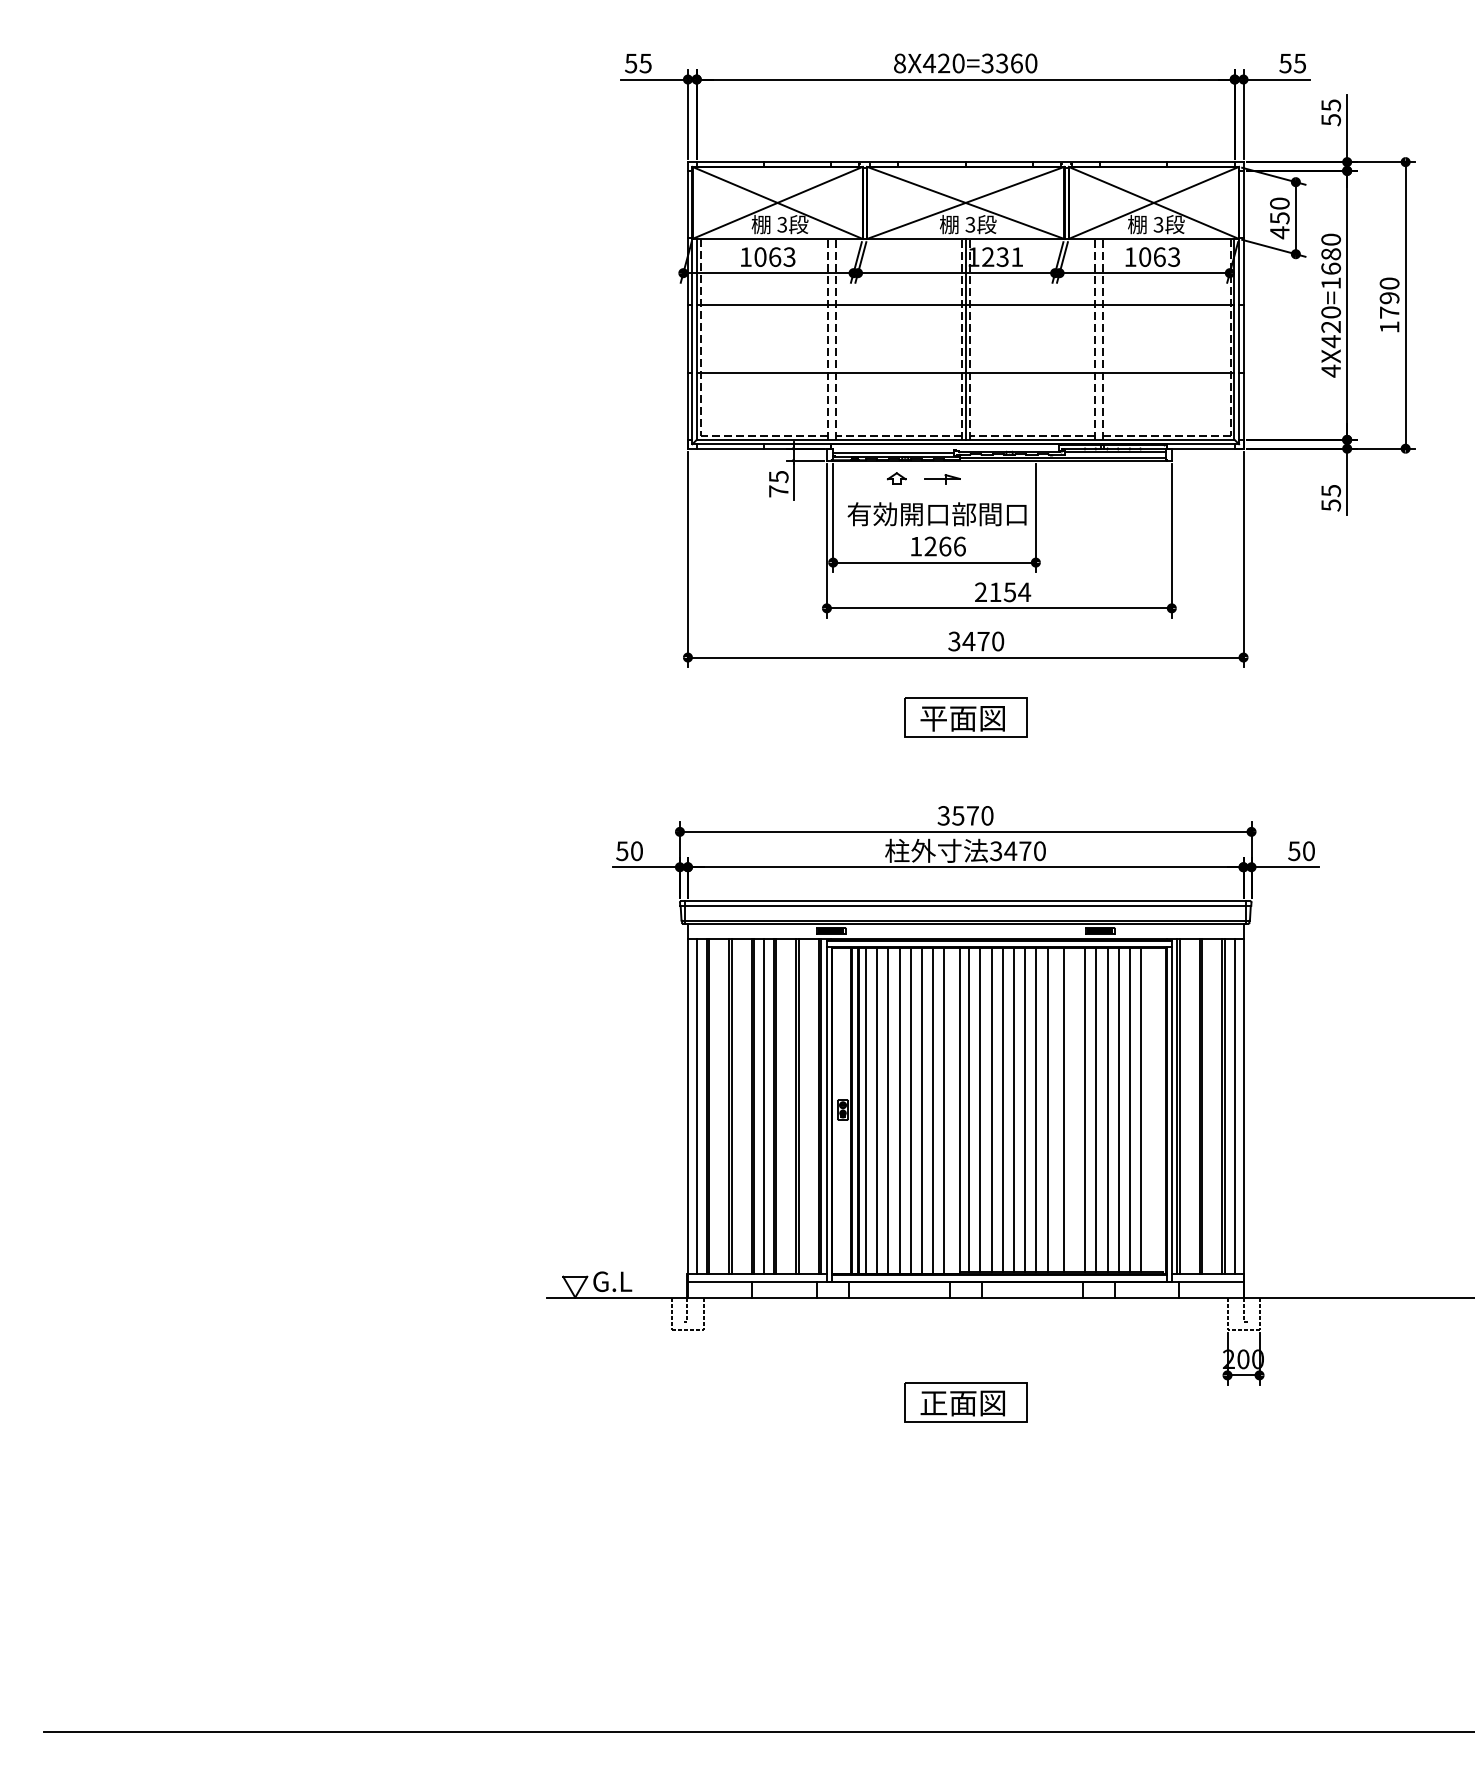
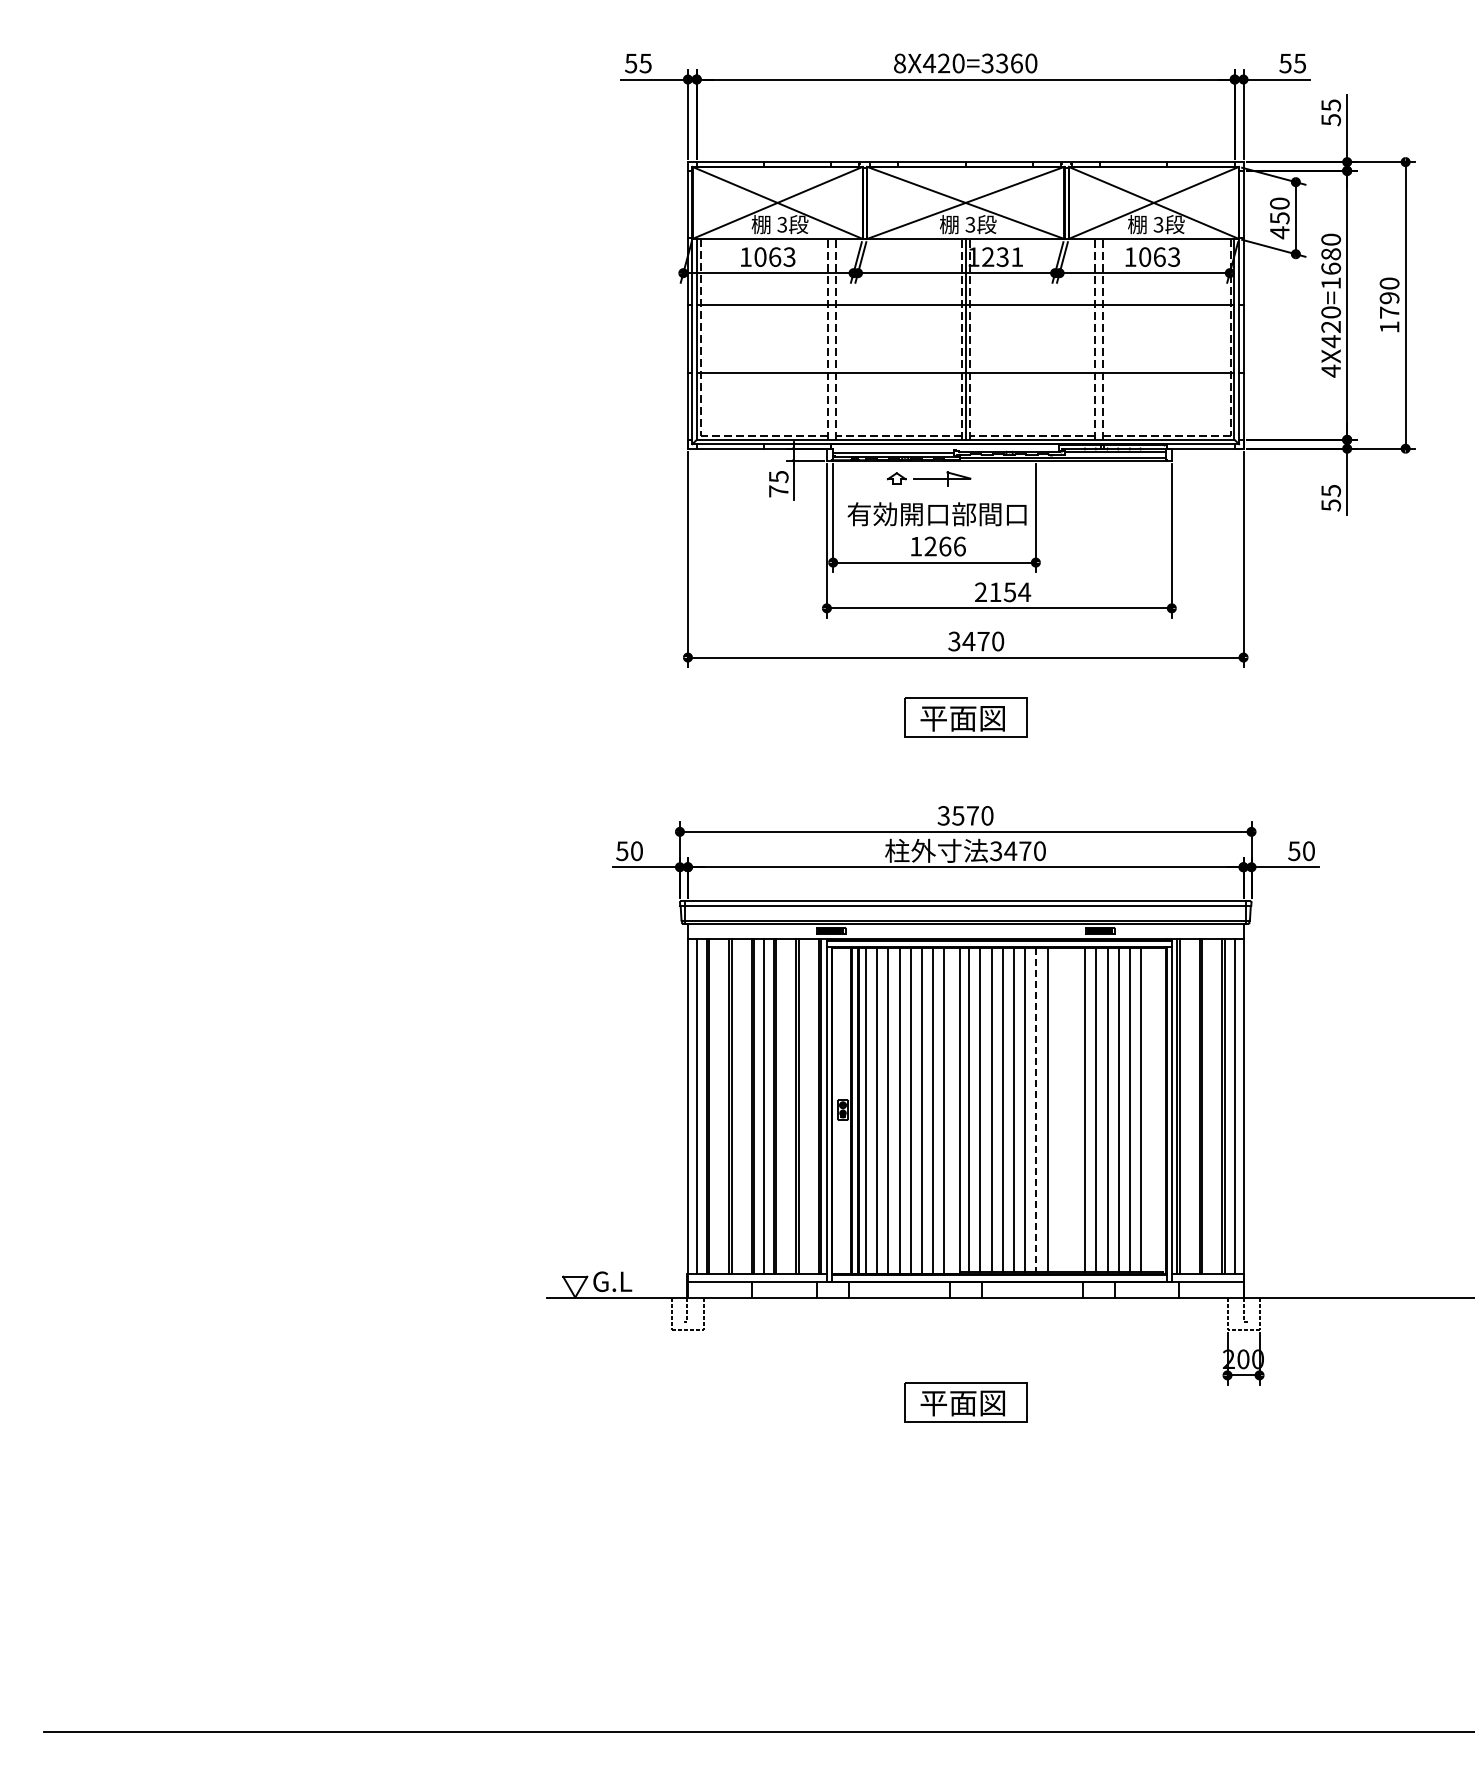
part size: 37x11 px -> 59x16 px (942, 478)
line: solid -> dashed (1036, 1110)
line: present -> none (1063, 1110)
text: 正面図 -> 平面図 (933, 1403)
